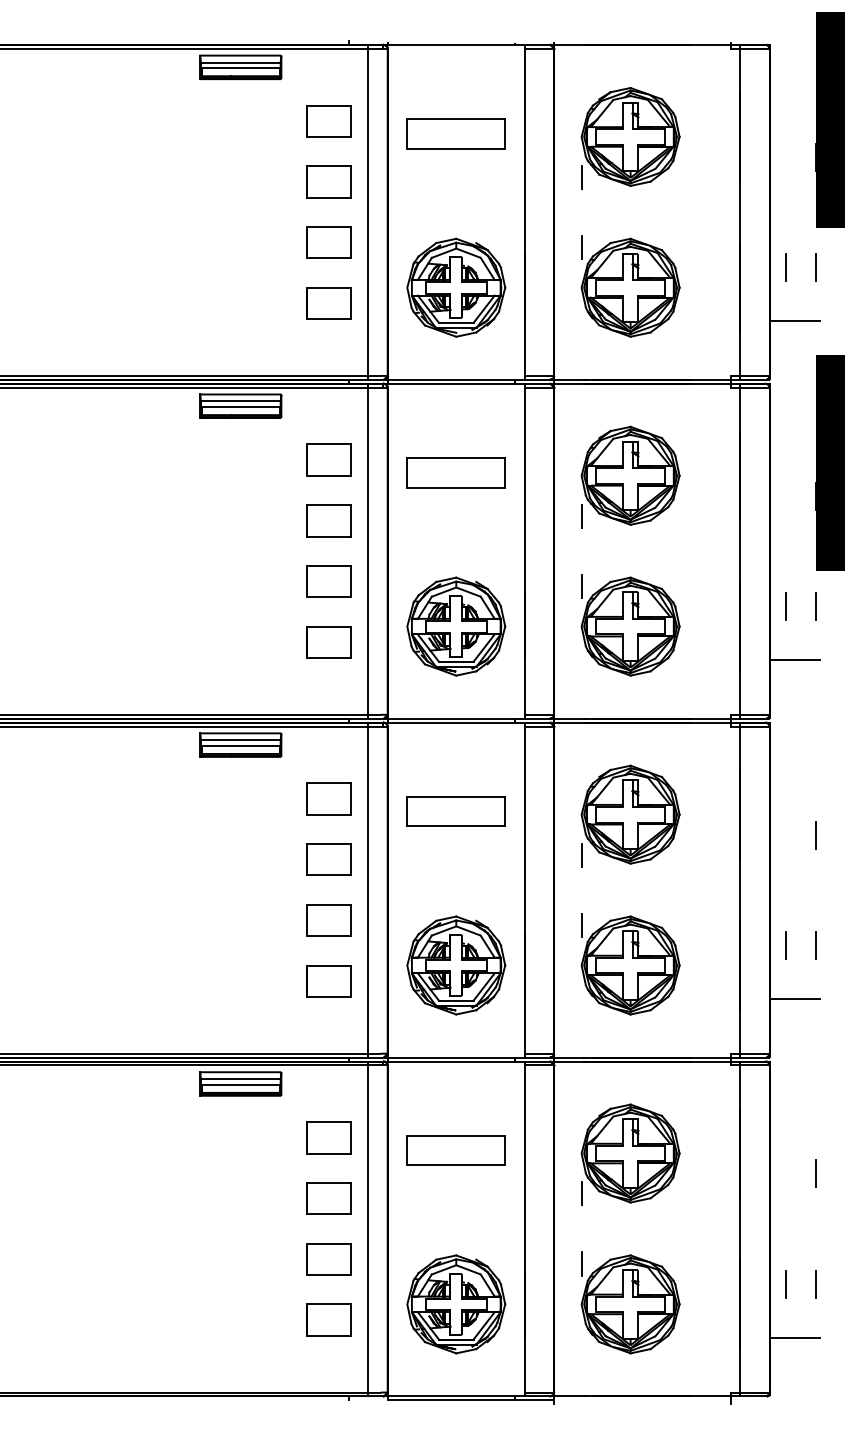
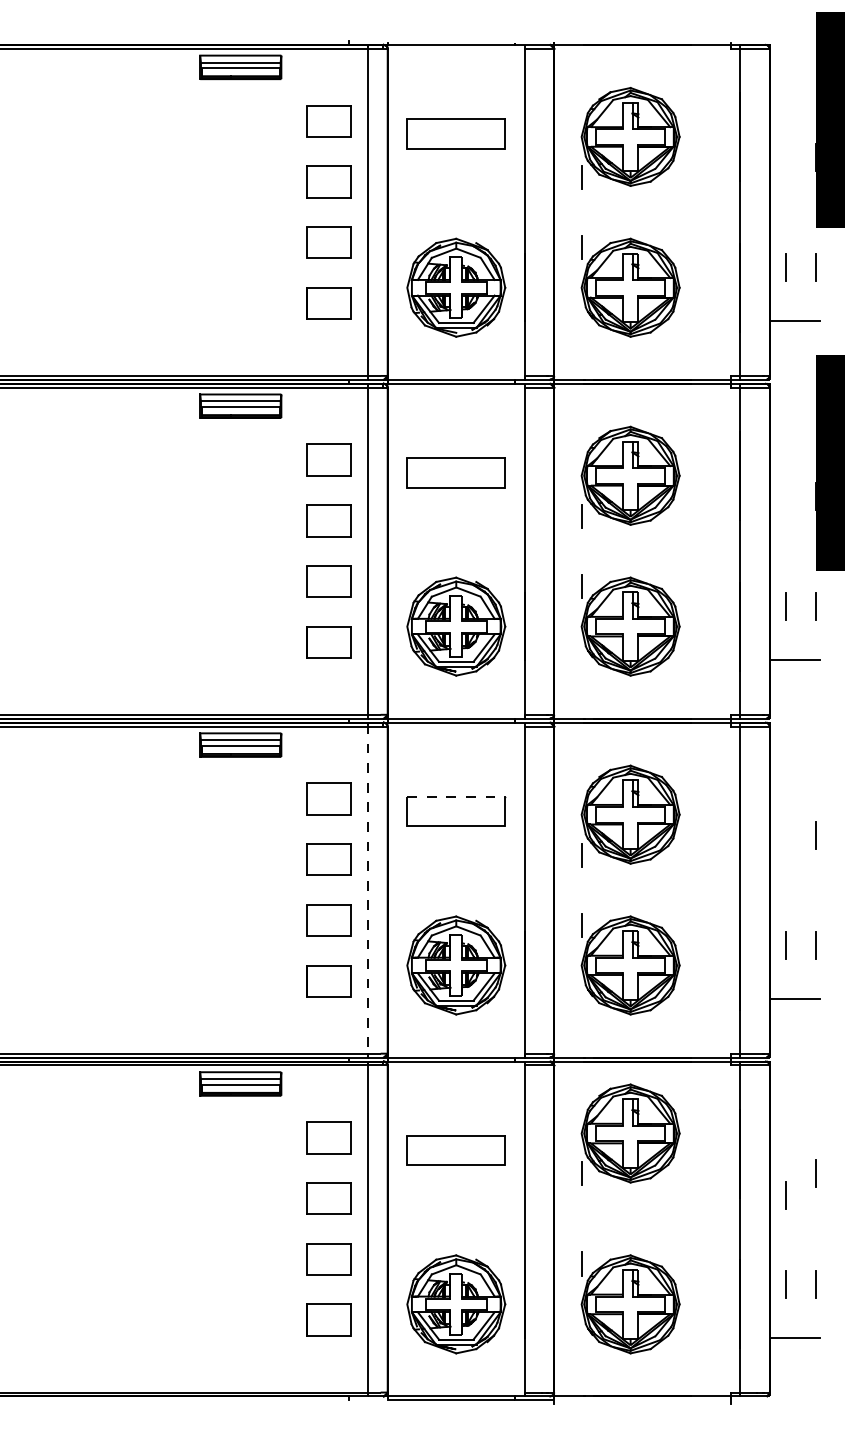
line: solid -> dashed (456, 797)
line: solid -> dashed (368, 888)
part position: (630, 1154) -> (630, 1134) (630, 1134)
line: none -> present (785, 1195)
